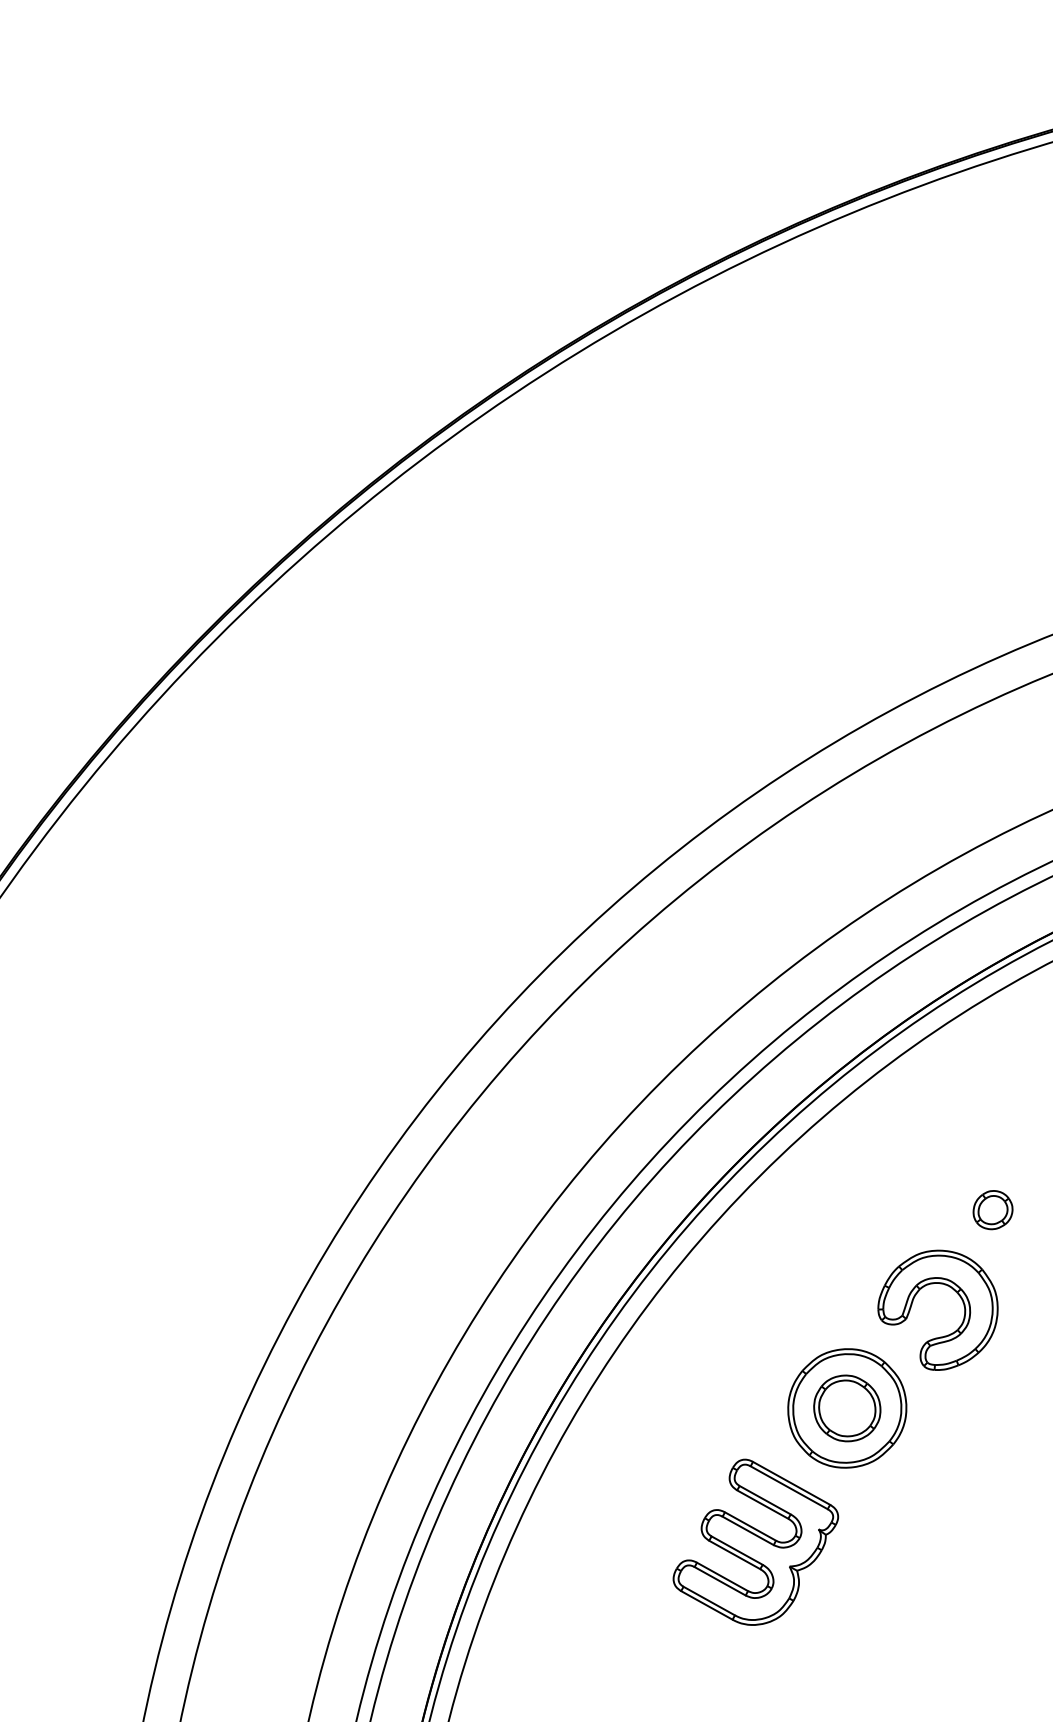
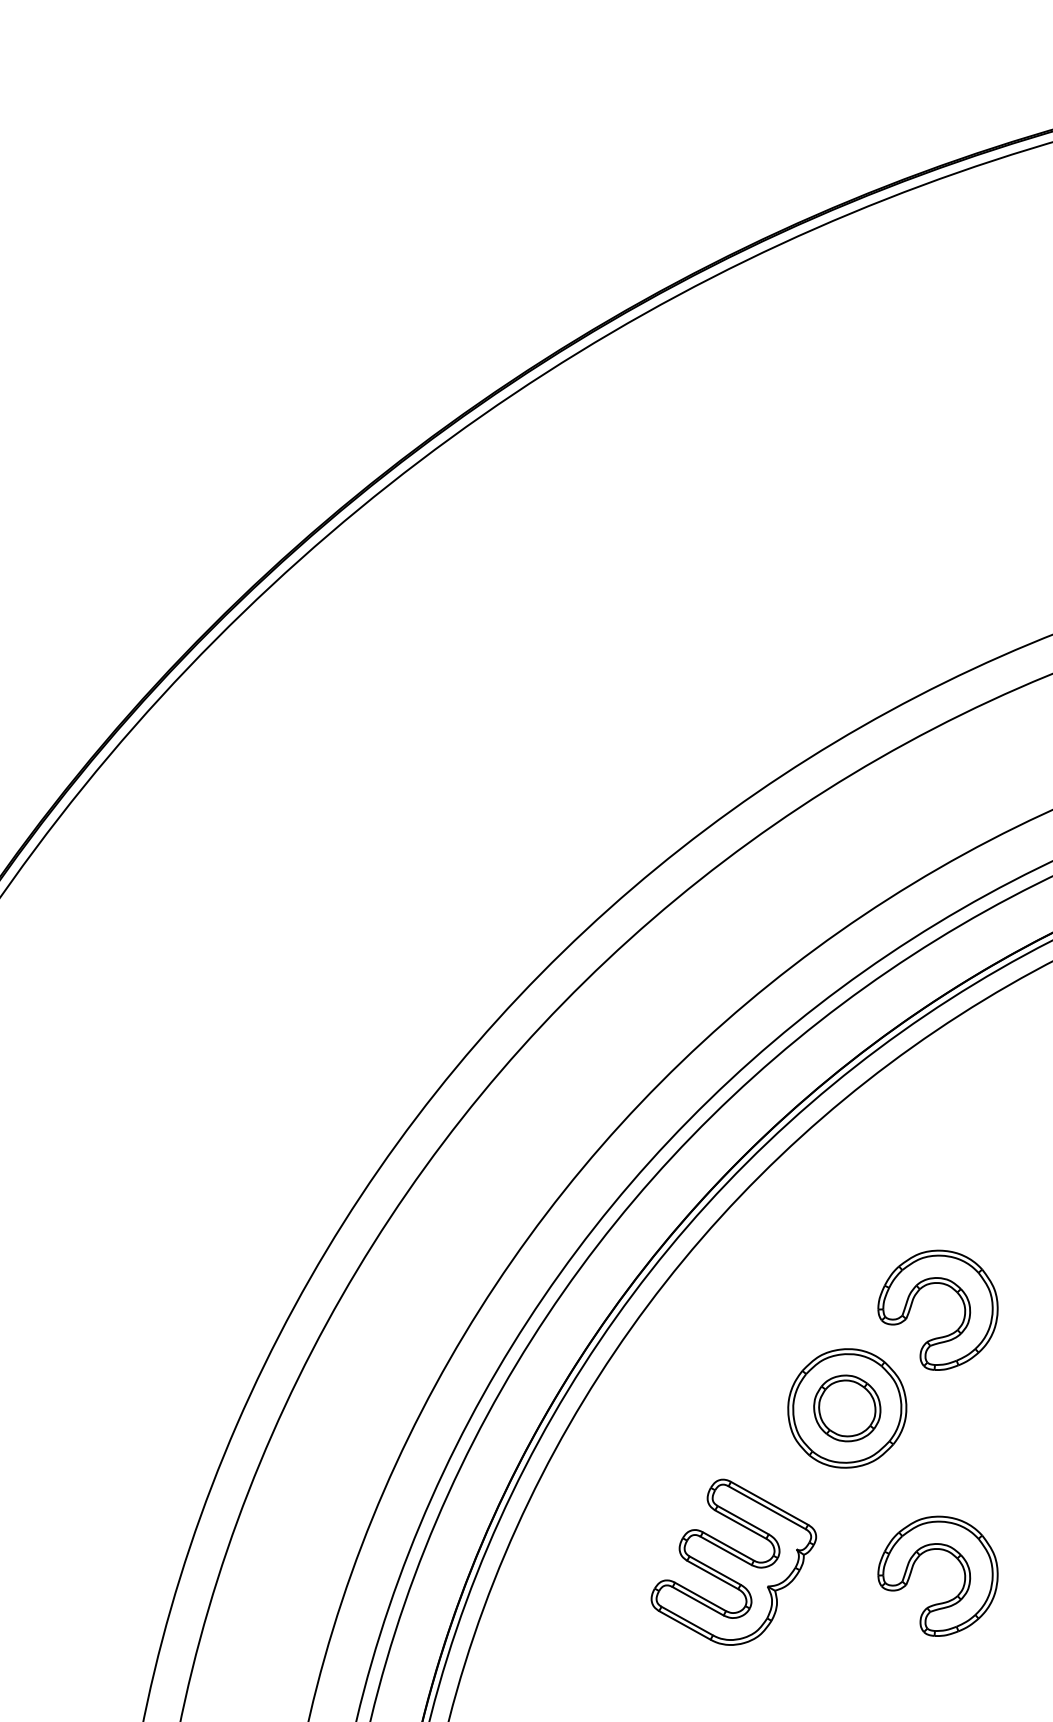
part: present -> none (992, 1210)
part position: (755, 1541) -> (733, 1561) (733, 1561)
part: none -> present (954, 1557)
